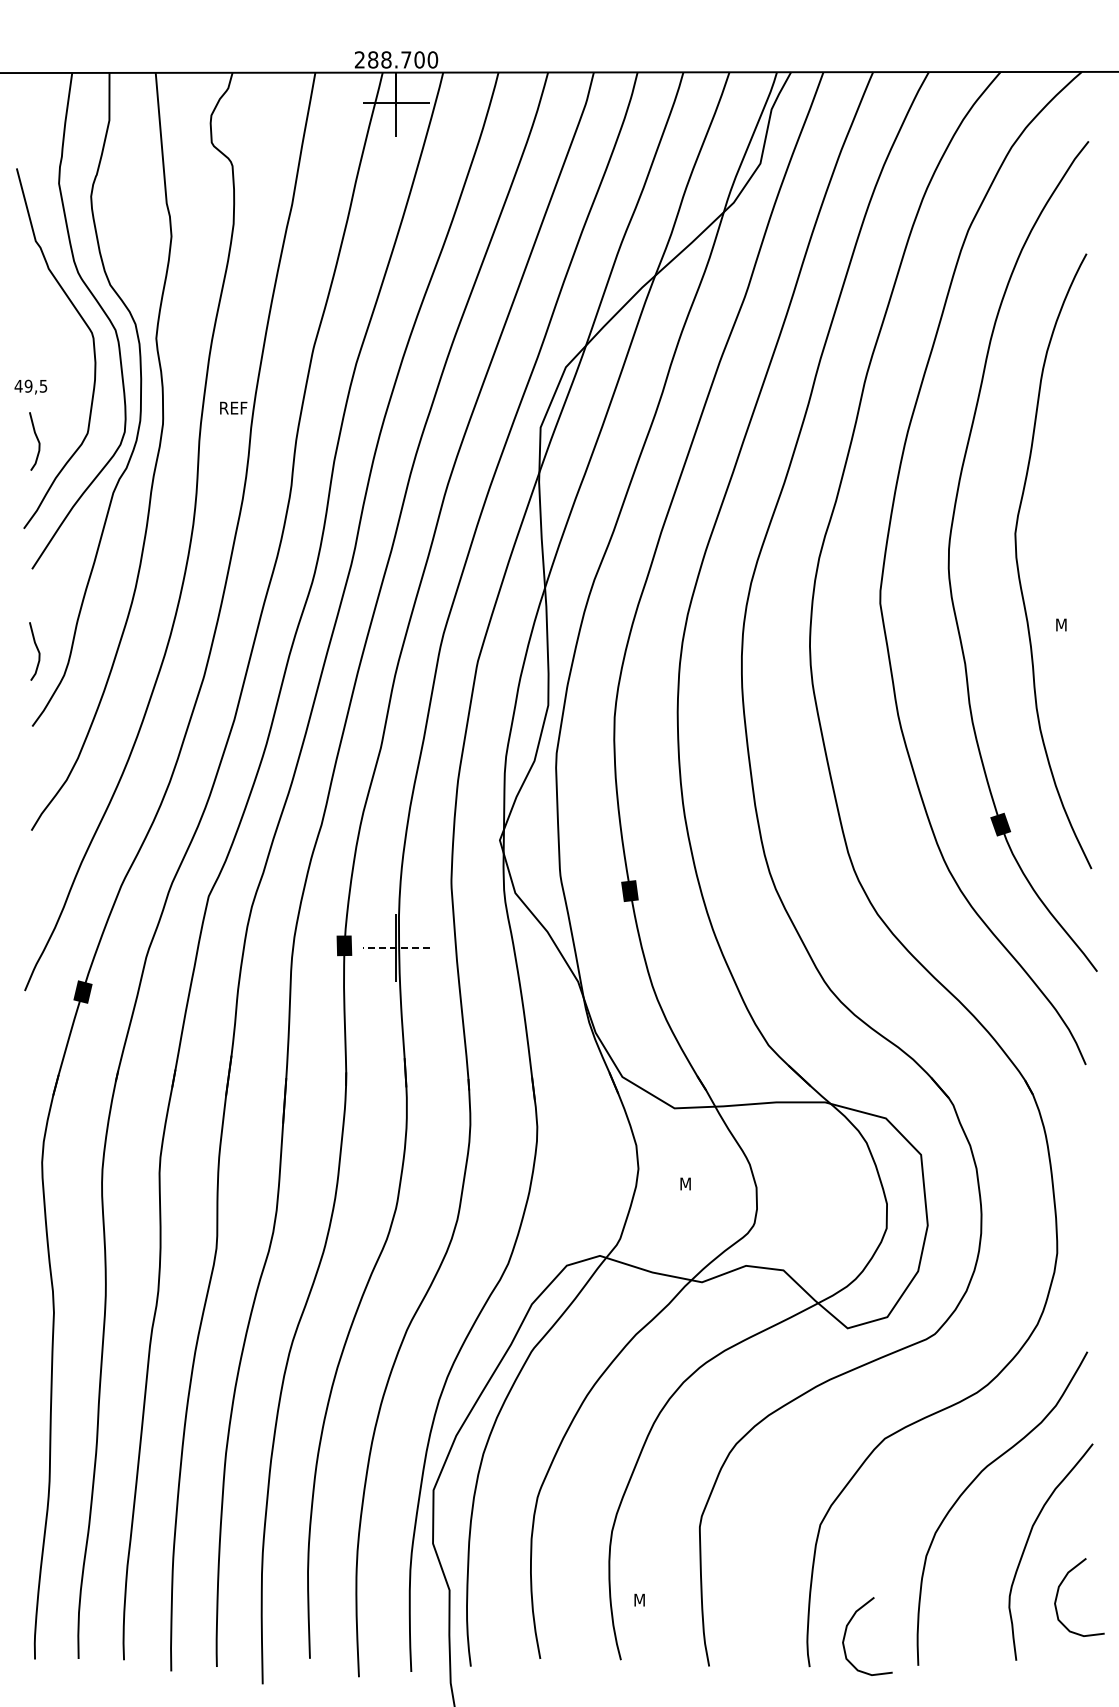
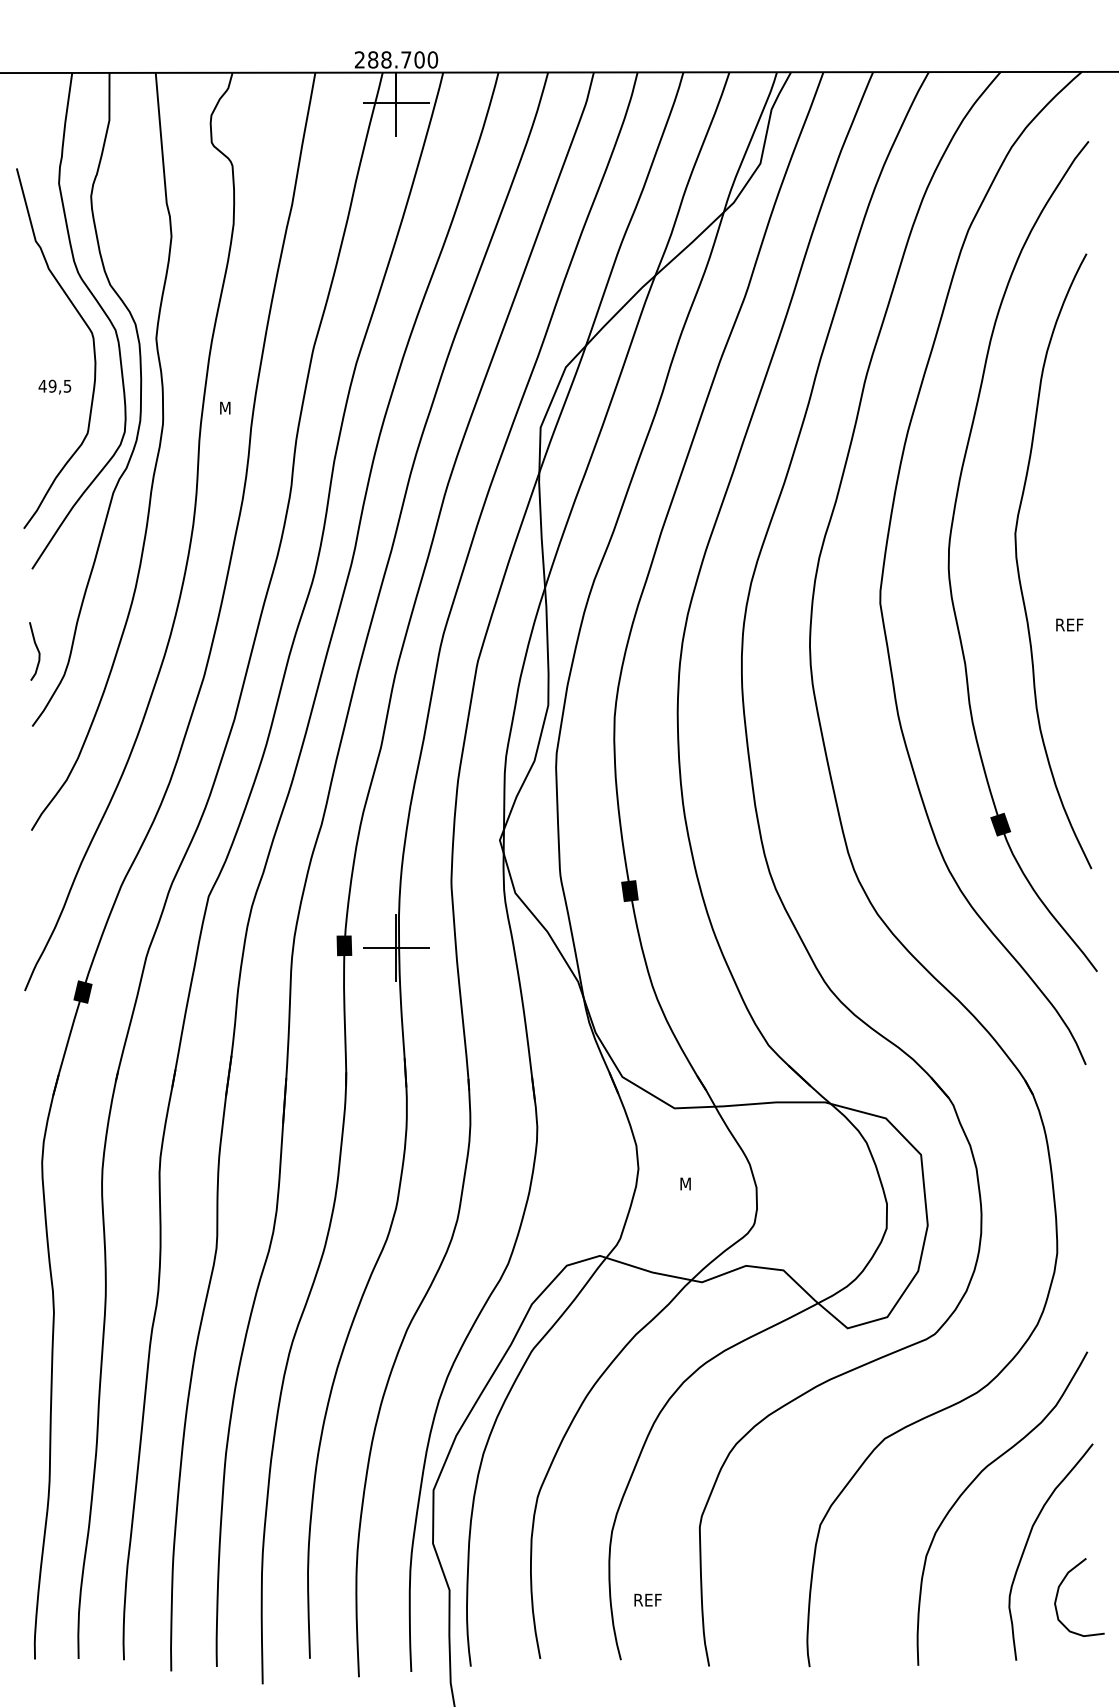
text position: (30, 386) -> (54, 386) (54, 386)
text: REF -> M (234, 407)
curve: present -> none (37, 441)
text: M -> REF (1070, 624)
line: dashed -> solid (396, 948)
text: M -> REF (648, 1599)
curve: present -> none (846, 1632)
